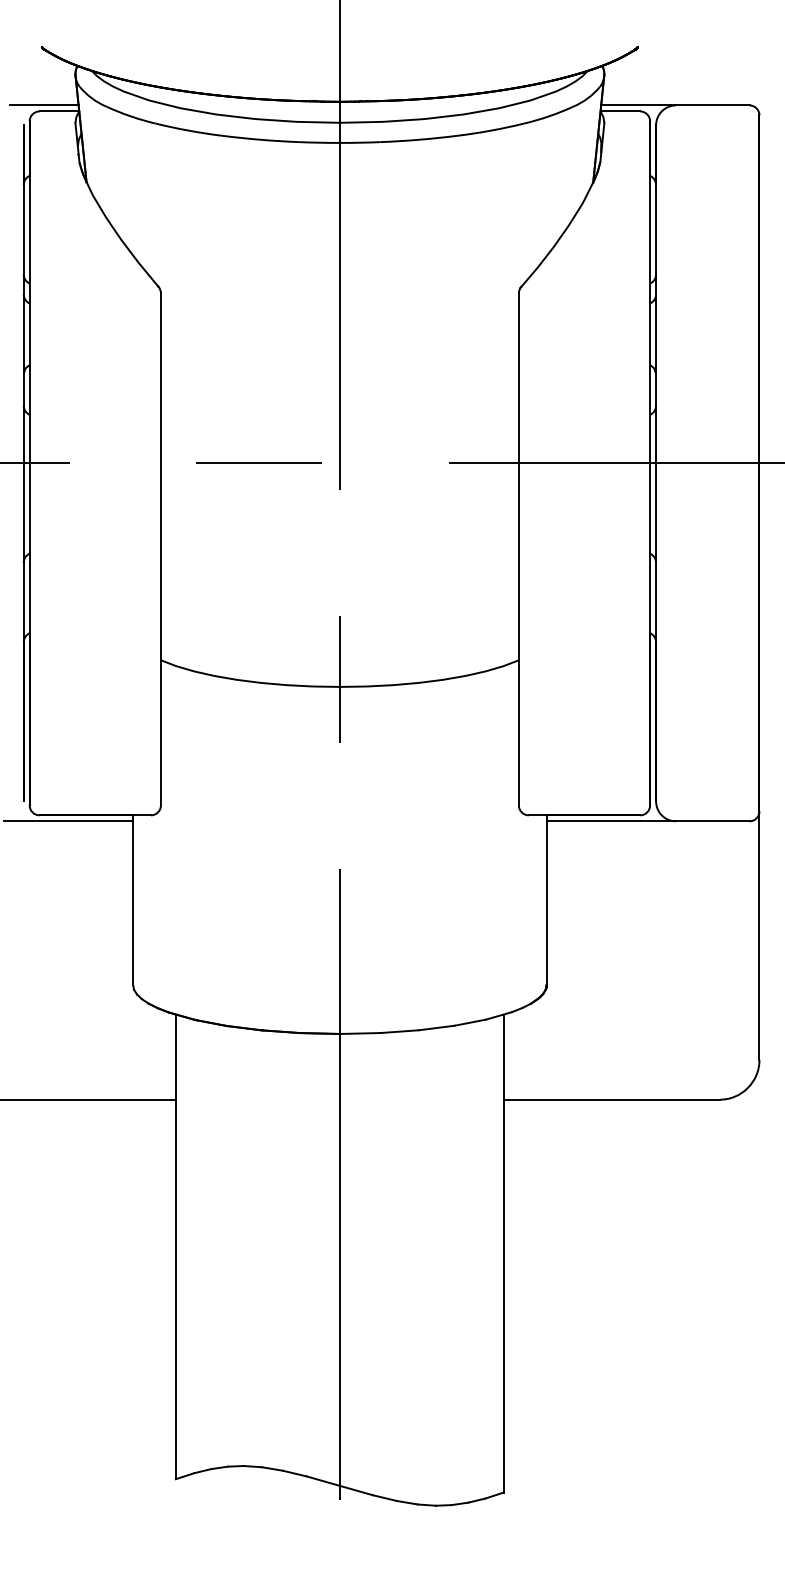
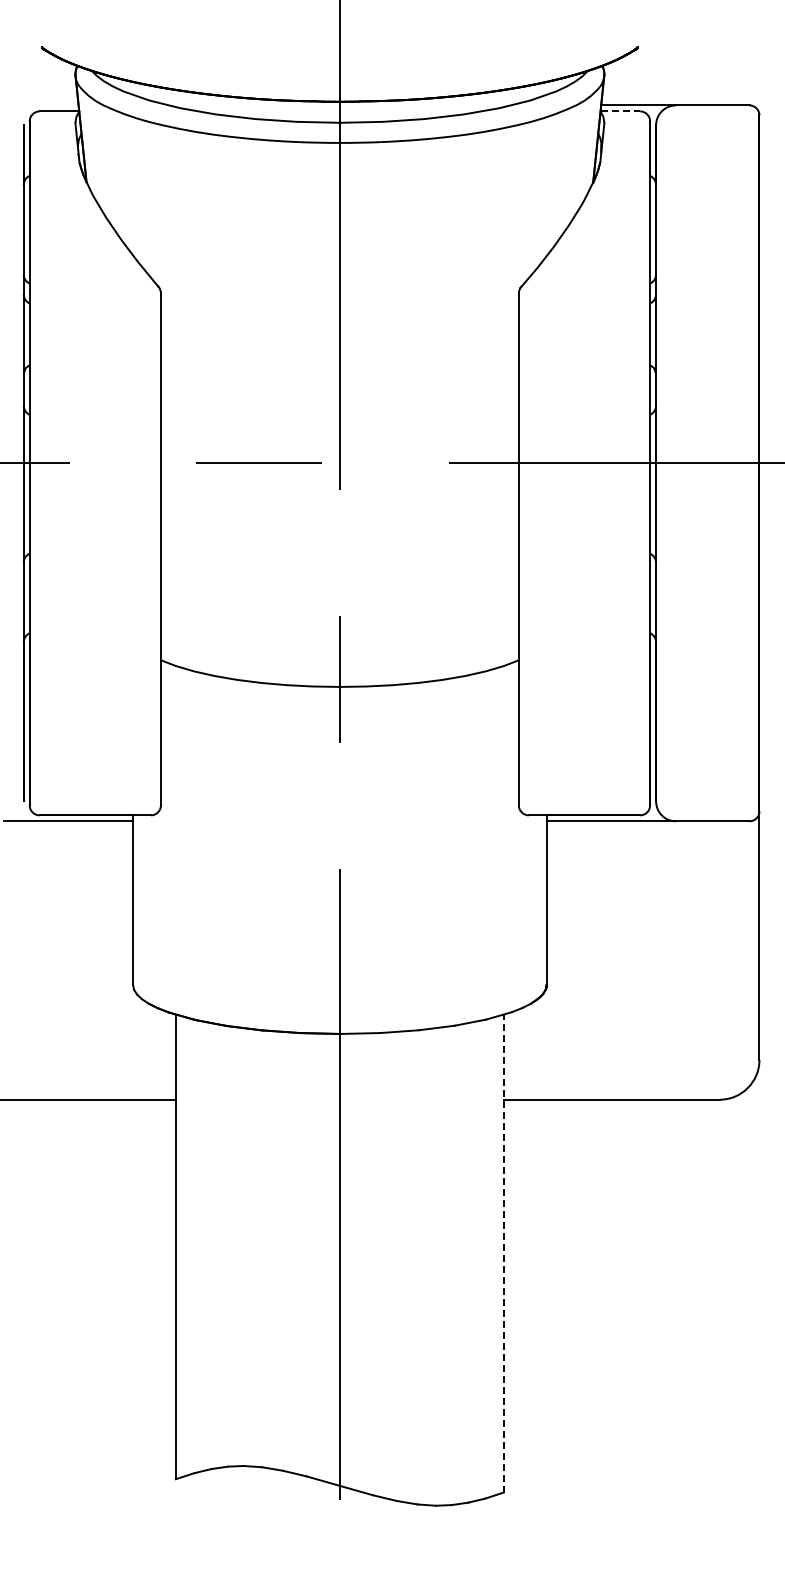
line: present -> none (43, 105)
line: solid -> dashed (620, 111)
line: solid -> dashed (503, 1253)
